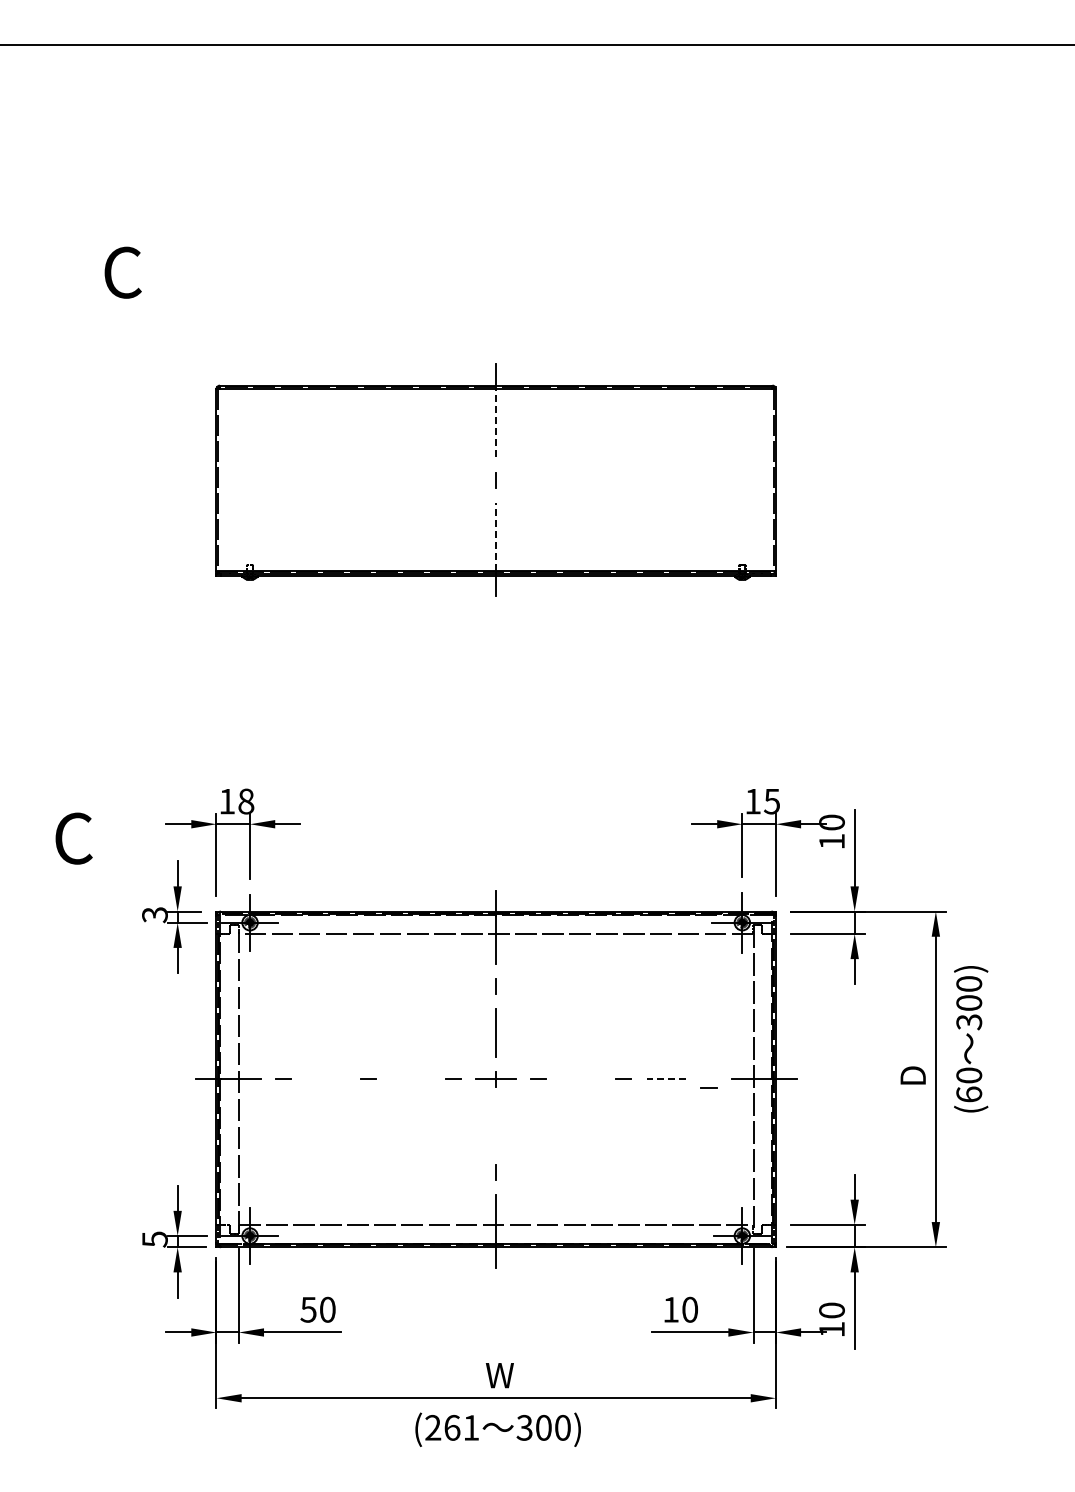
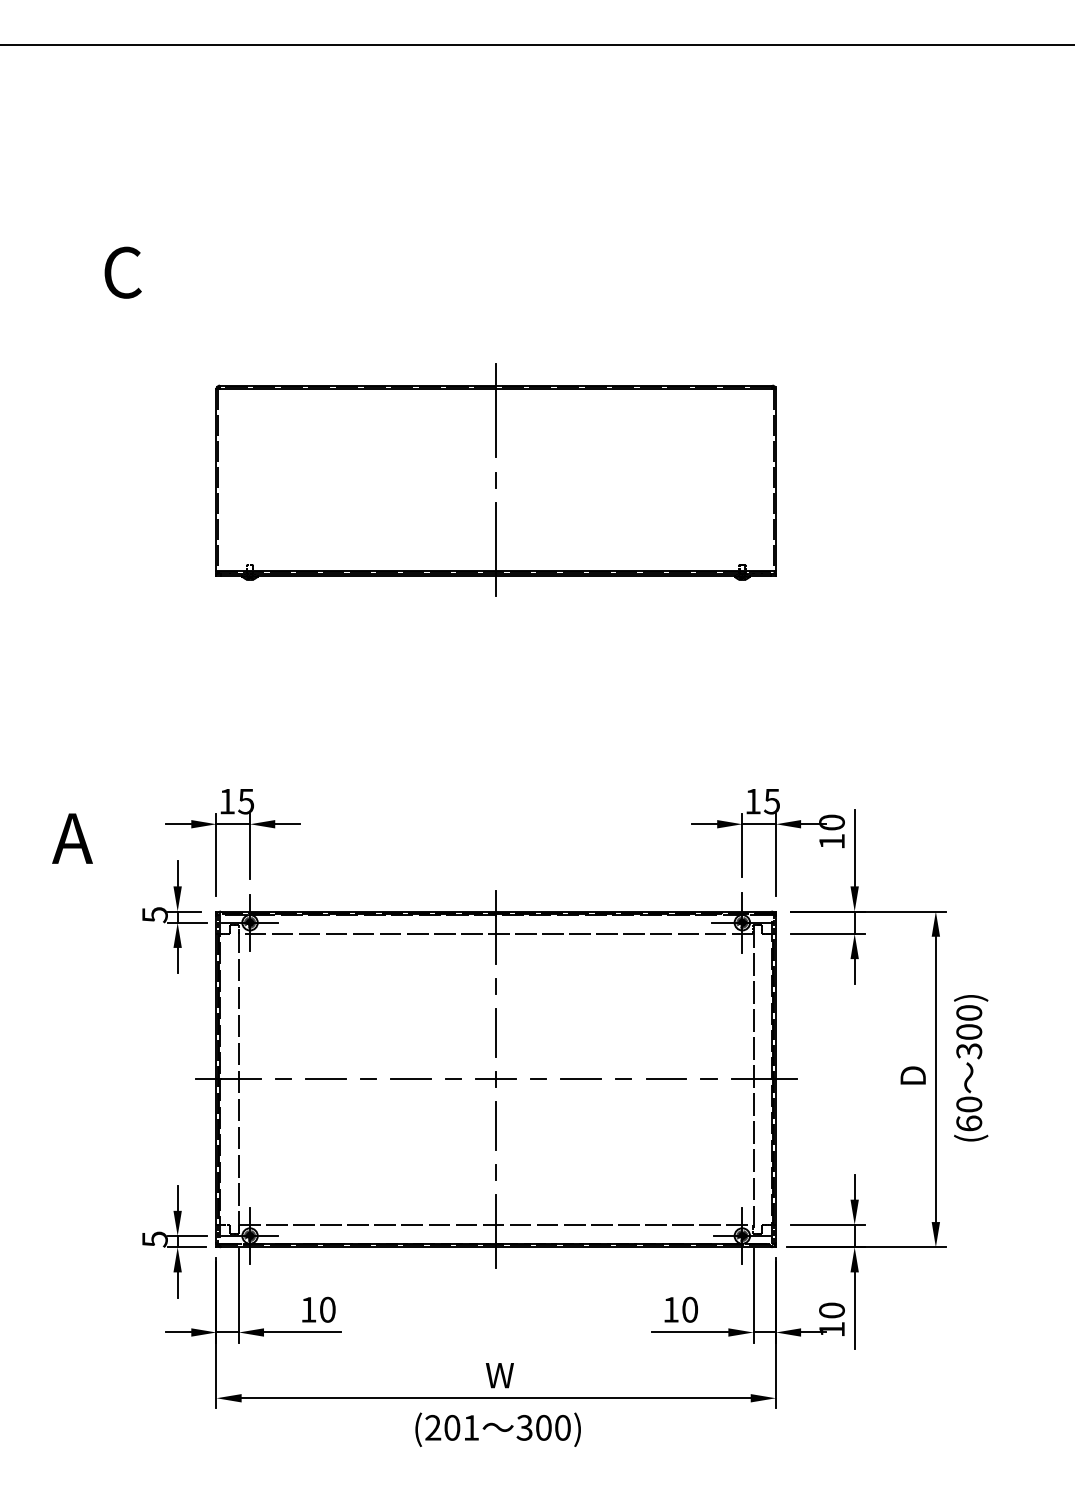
line: dashed -> solid (496, 422)
line: dashed -> solid (496, 536)
text: 18 -> 15 (246, 801)
text: C -> A (72, 838)
text: 3 -> 5 (154, 914)
text position: (971, 1039) -> (971, 1068) (971, 1068)
line: none -> present (325, 1079)
line: none -> present (410, 1079)
line: none -> present (581, 1079)
line: dashed -> solid (666, 1079)
line position: (708, 1087) -> (708, 1078) (708, 1078)
line: none -> present (496, 1125)
text: 50 -> 10 (308, 1309)
text: (261 -> (201 (452, 1427)
